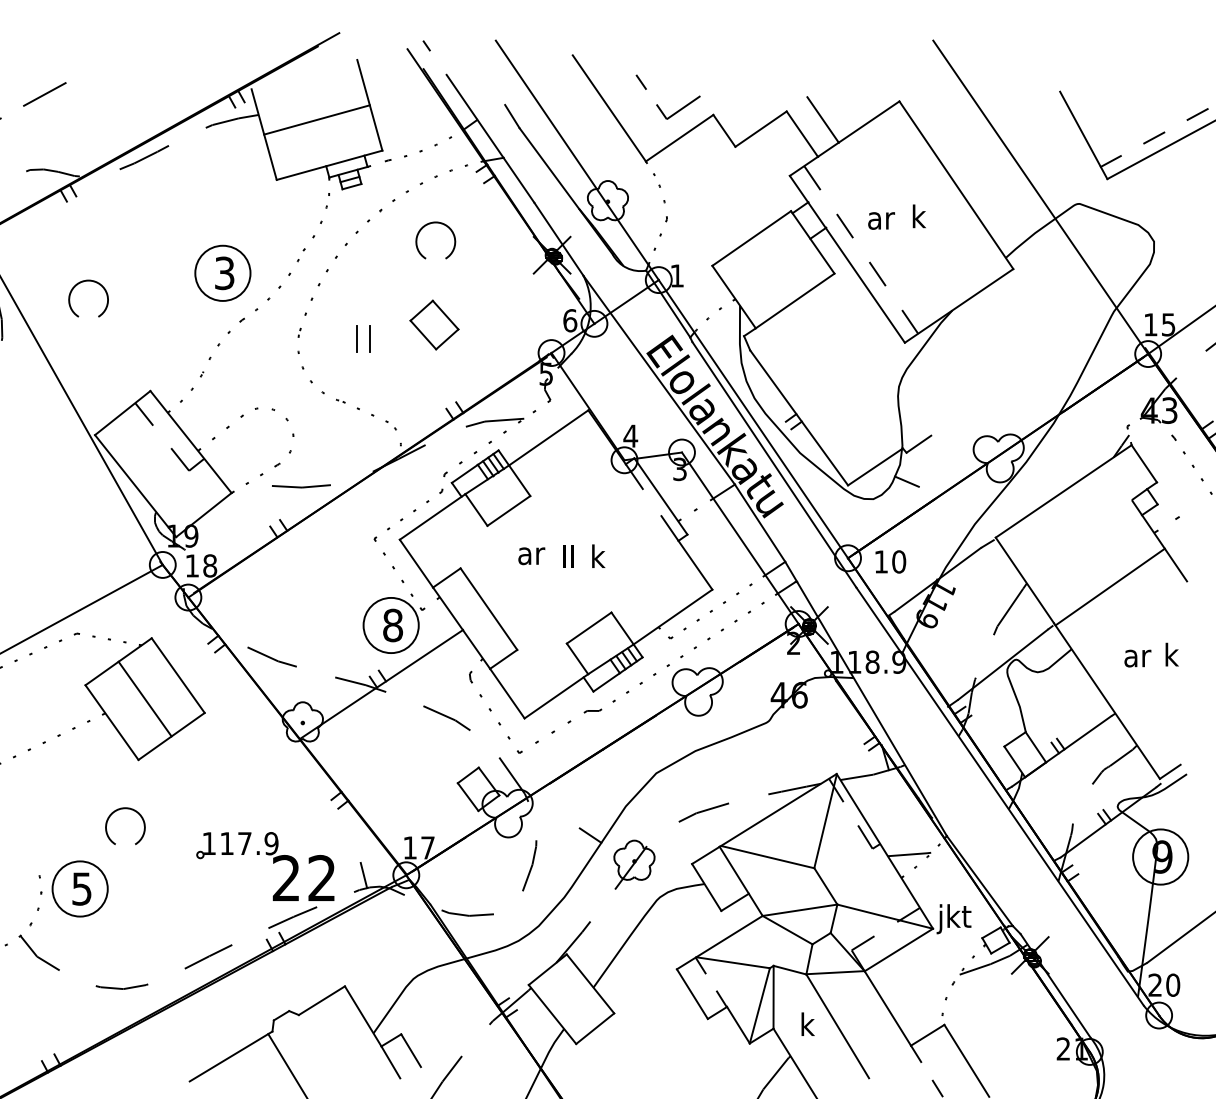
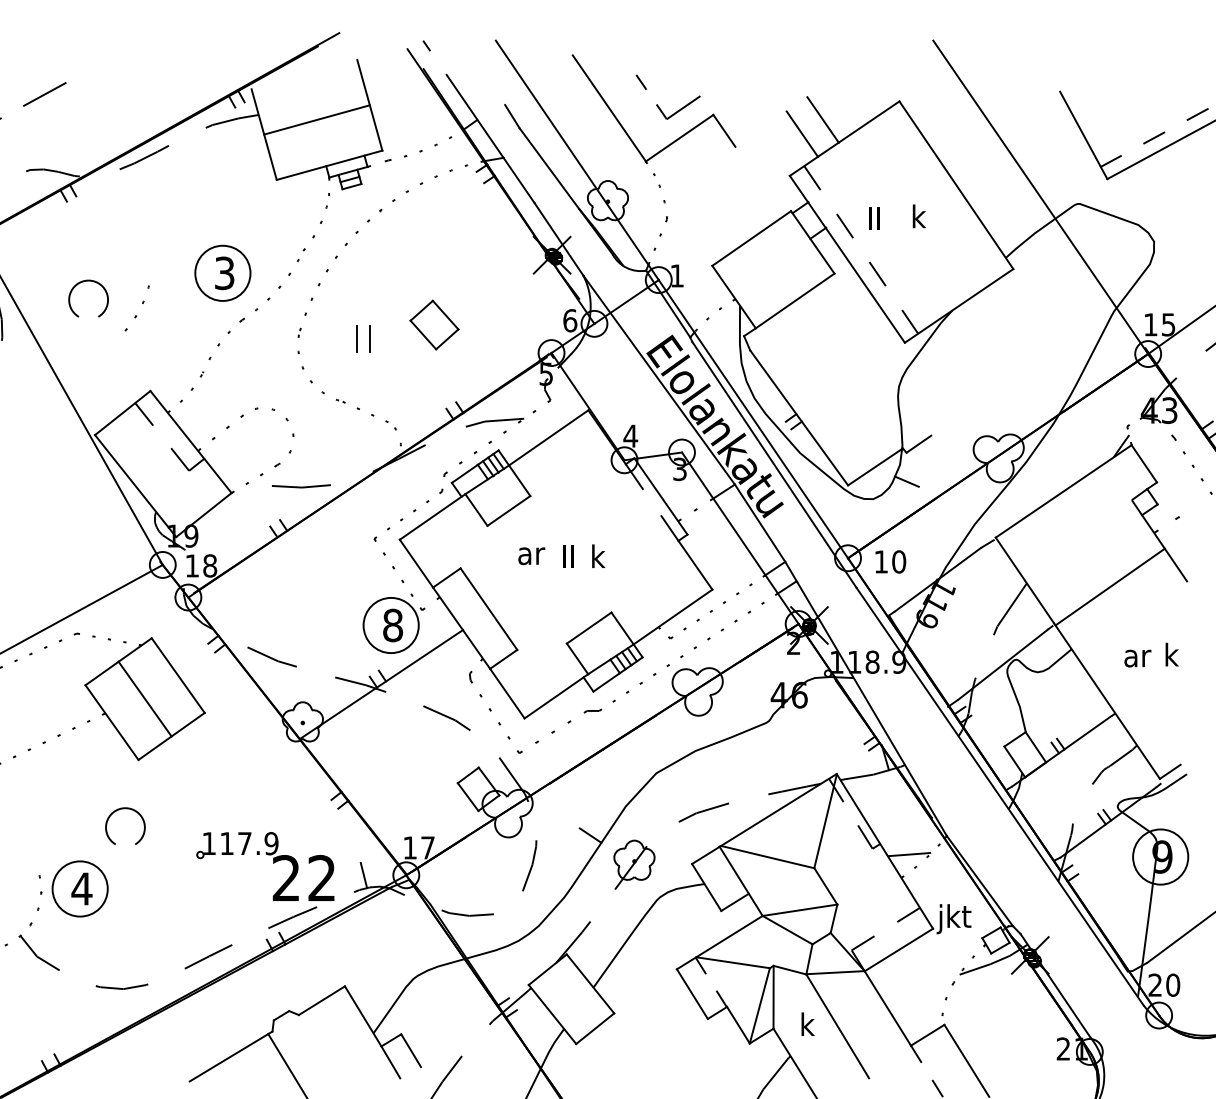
line: present -> none (760, 128)
text: ar -> II (881, 218)
part: present -> none (430, 224)
arc: none -> present (136, 315)
text: 5 -> 4 (81, 888)
line: present -> none (885, 916)
